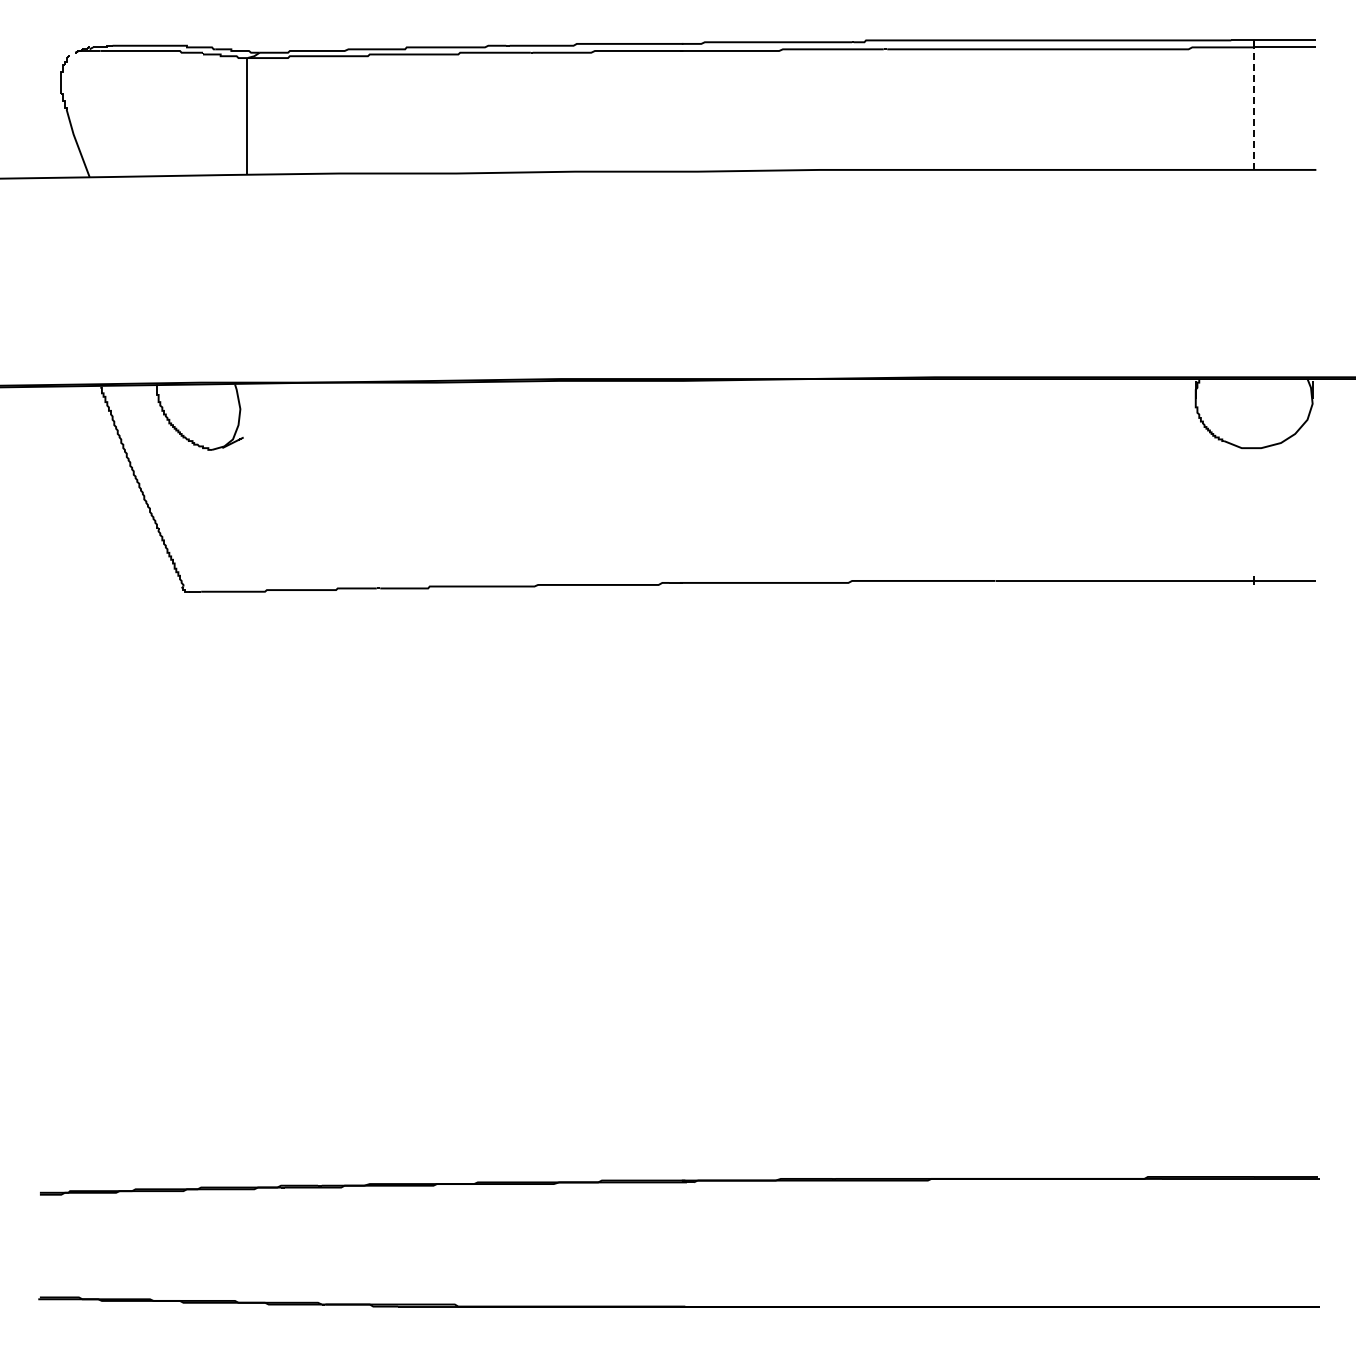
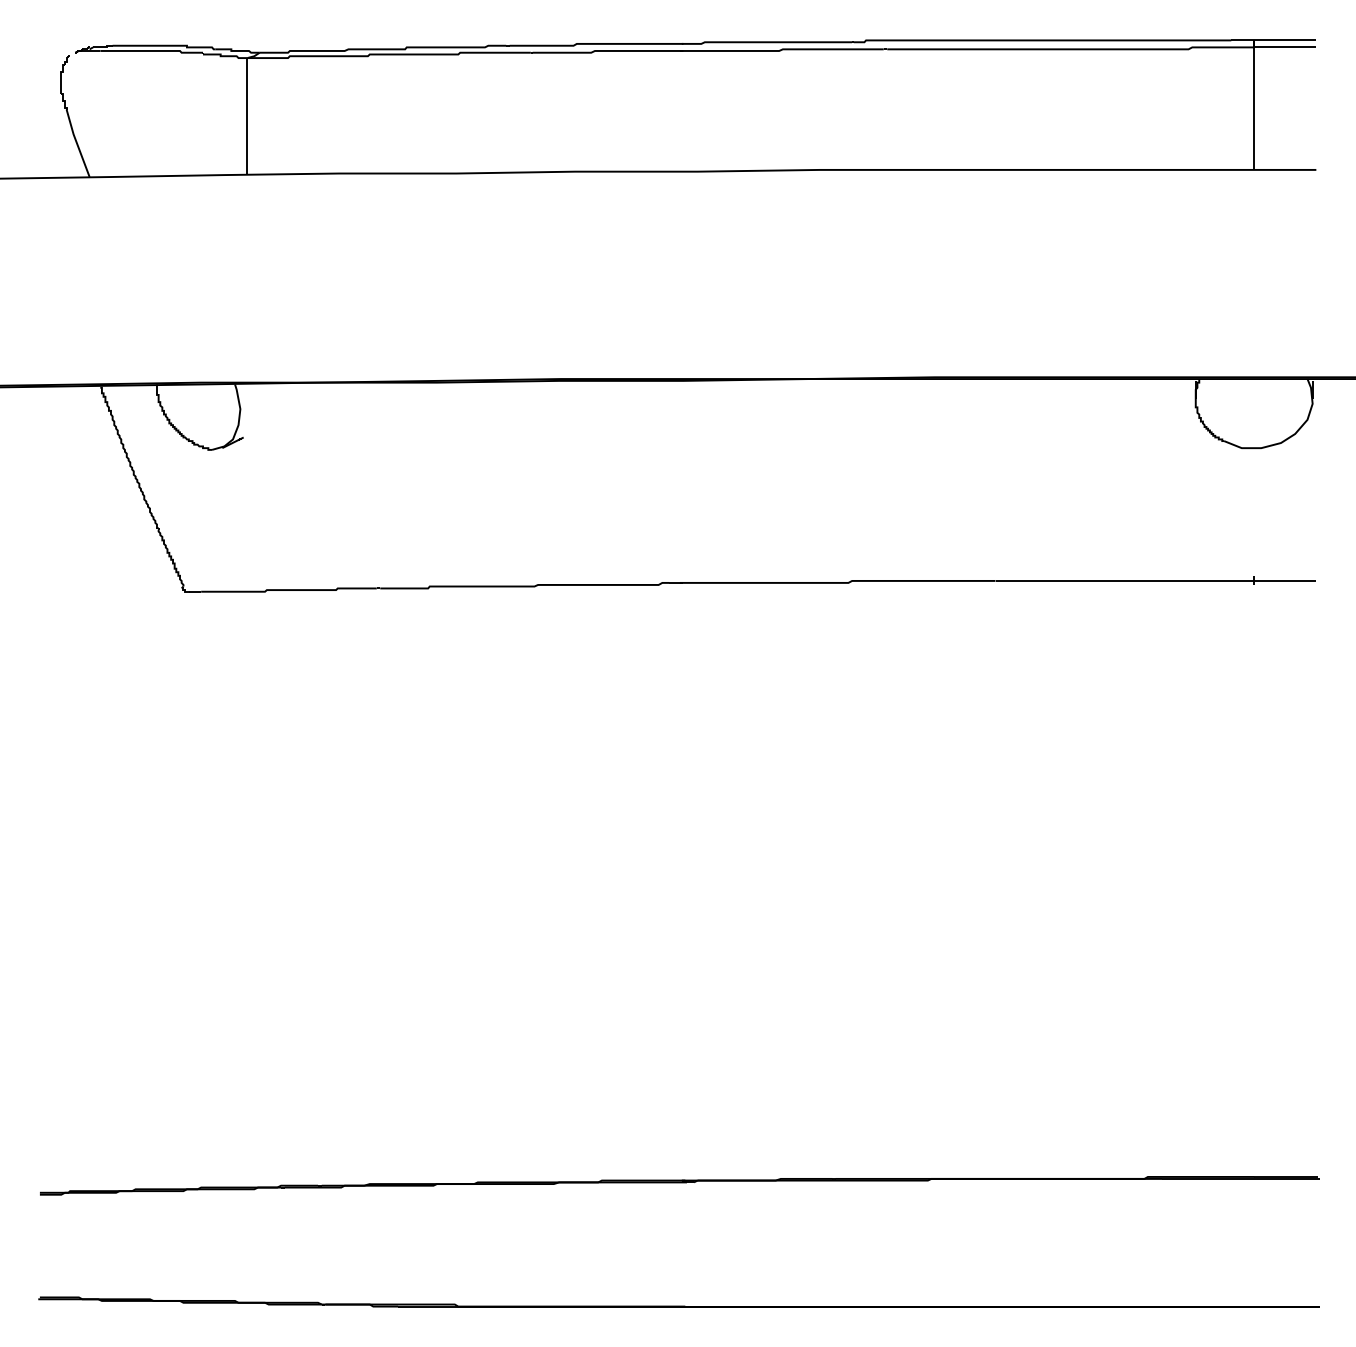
line: dashed -> solid (1254, 108)
